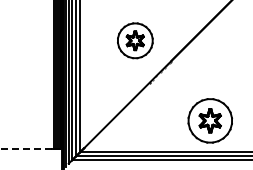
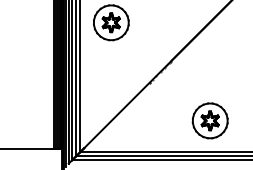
part position: (135, 40) -> (111, 22) (111, 22)
part size: 46x46 px -> 38x38 px (209, 120)
line: dashed -> solid (26, 149)
